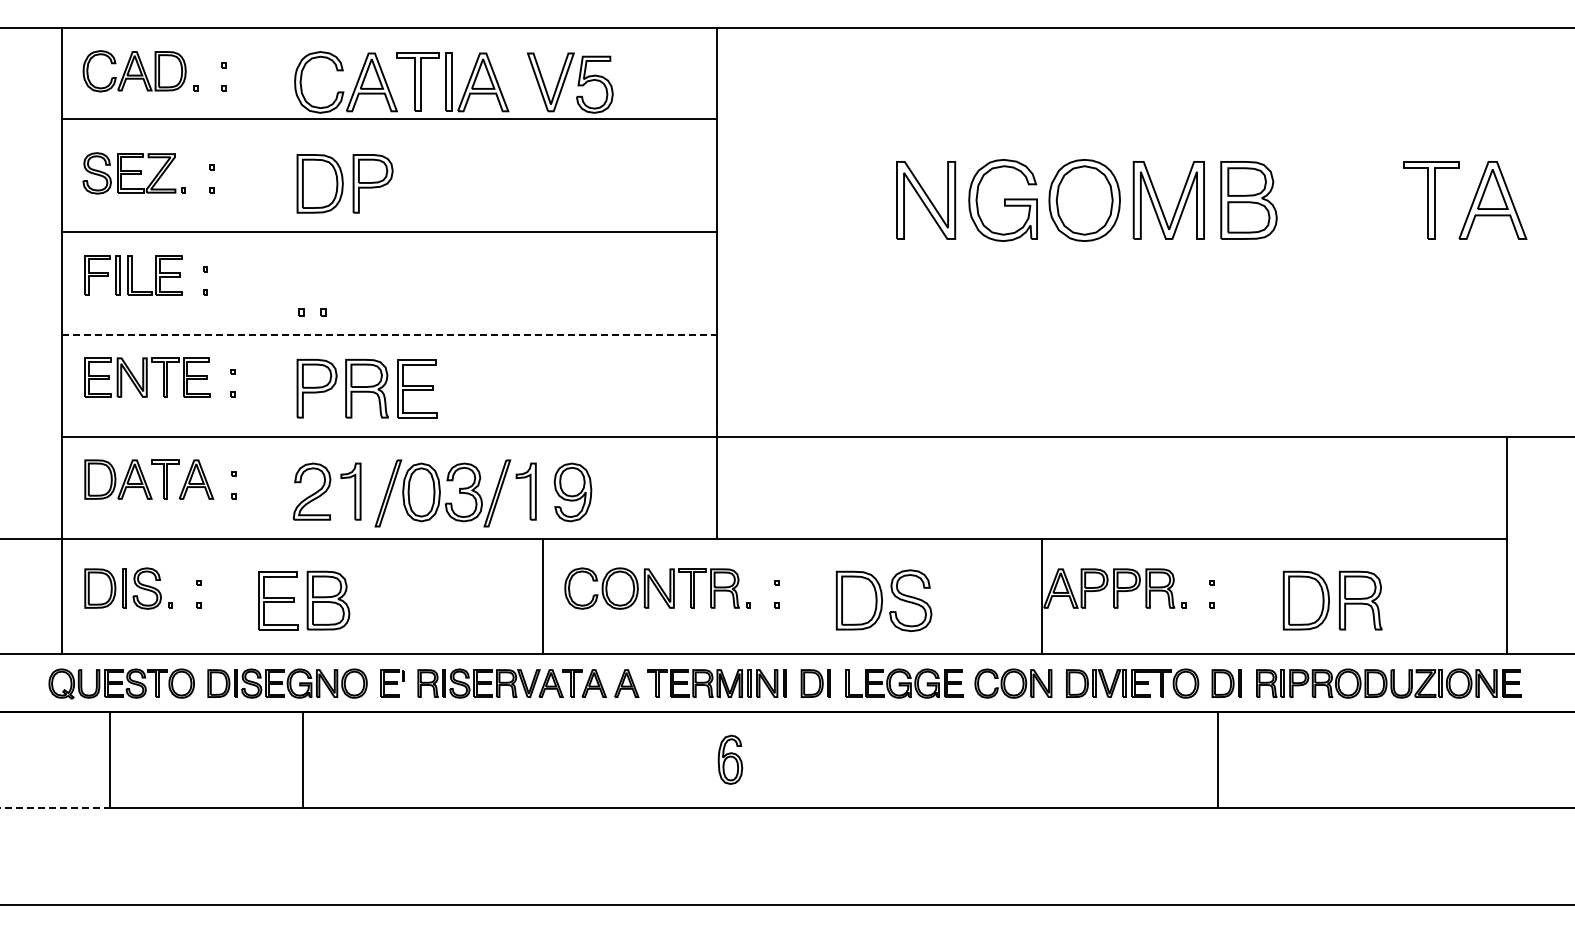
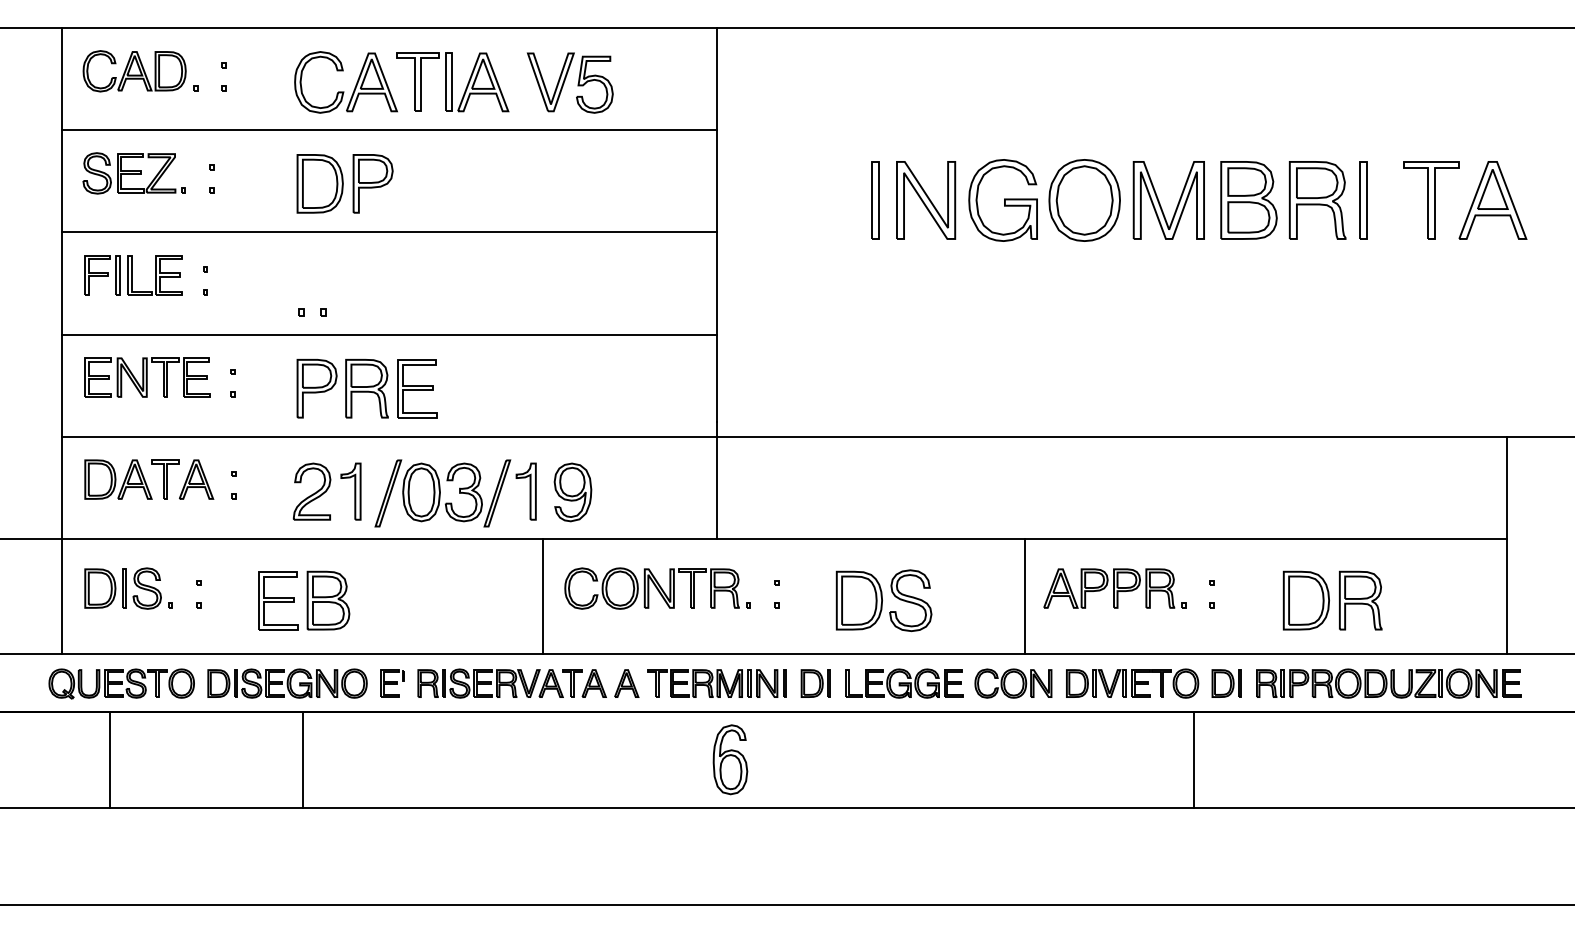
line position: (388, 119) -> (388, 130) (388, 130)
part: none -> present (875, 200)
part: none -> present (1317, 200)
part: none -> present (1363, 200)
line: dashed -> solid (389, 334)
line position: (1042, 596) -> (1025, 596) (1025, 596)
part size: 27x51 px -> 37x72 px (730, 759)
line position: (1217, 760) -> (1193, 760) (1193, 760)
line: dashed -> solid (54, 808)
